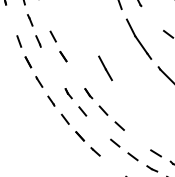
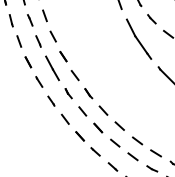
line: none -> present (44, 15)
line: none -> present (151, 19)
line: none -> present (10, 20)
line position: (105, 68) -> (52, 68) (52, 68)
line: none -> present (74, 75)
part: none -> present (98, 127)
line: none -> present (137, 140)
part: none -> present (112, 166)
